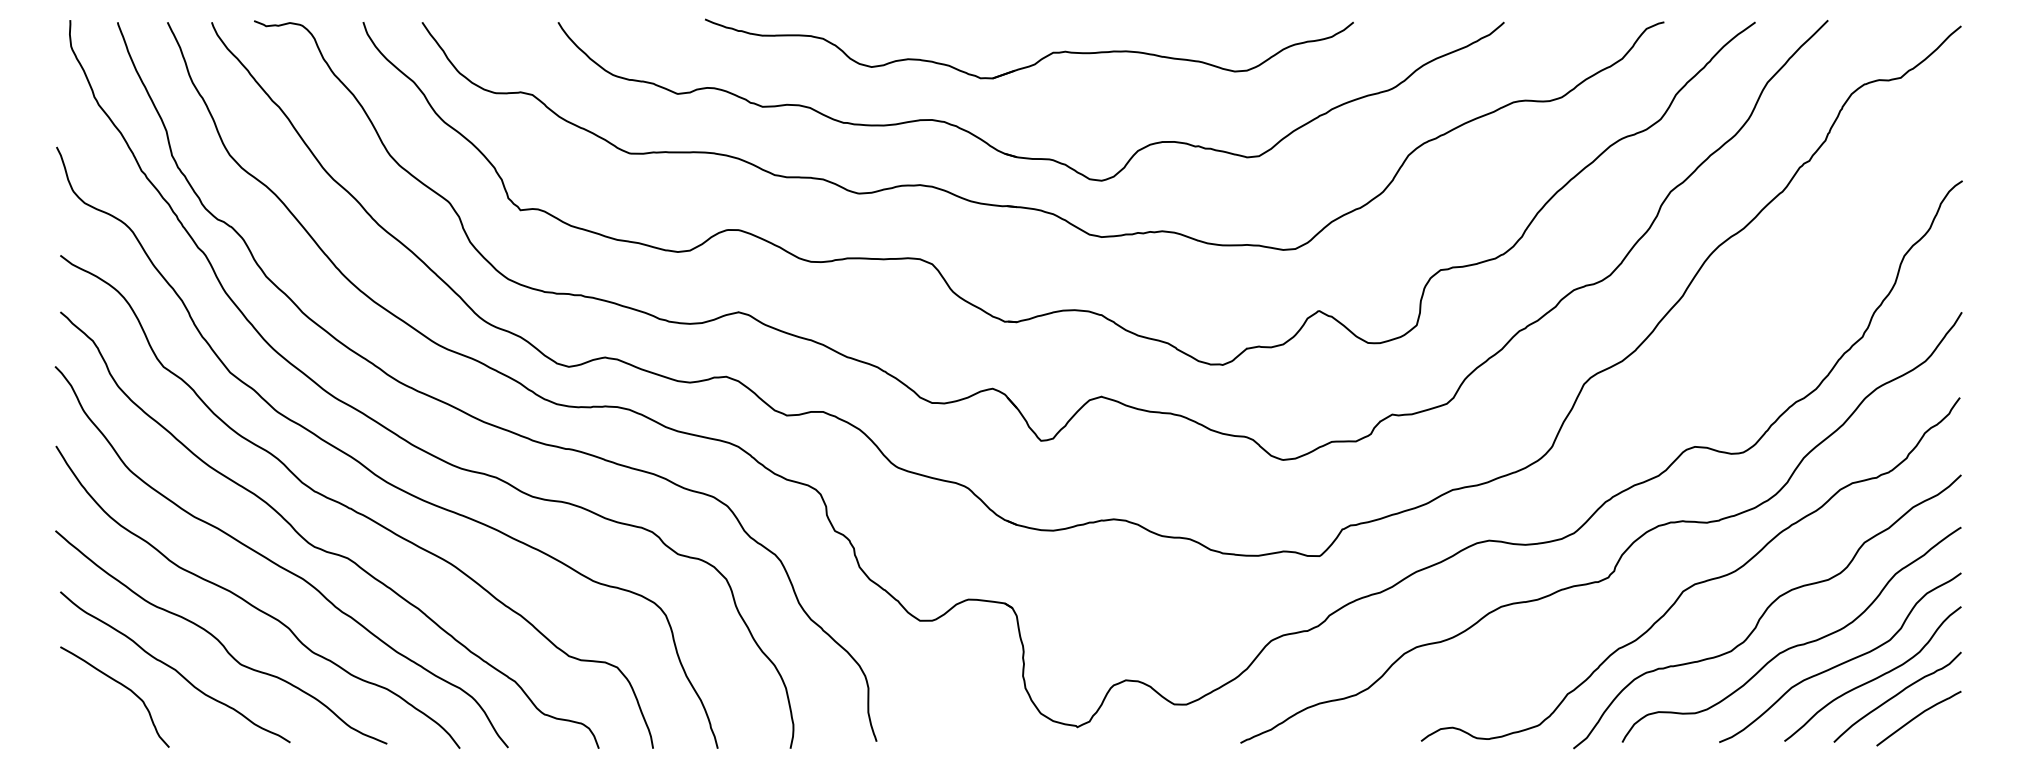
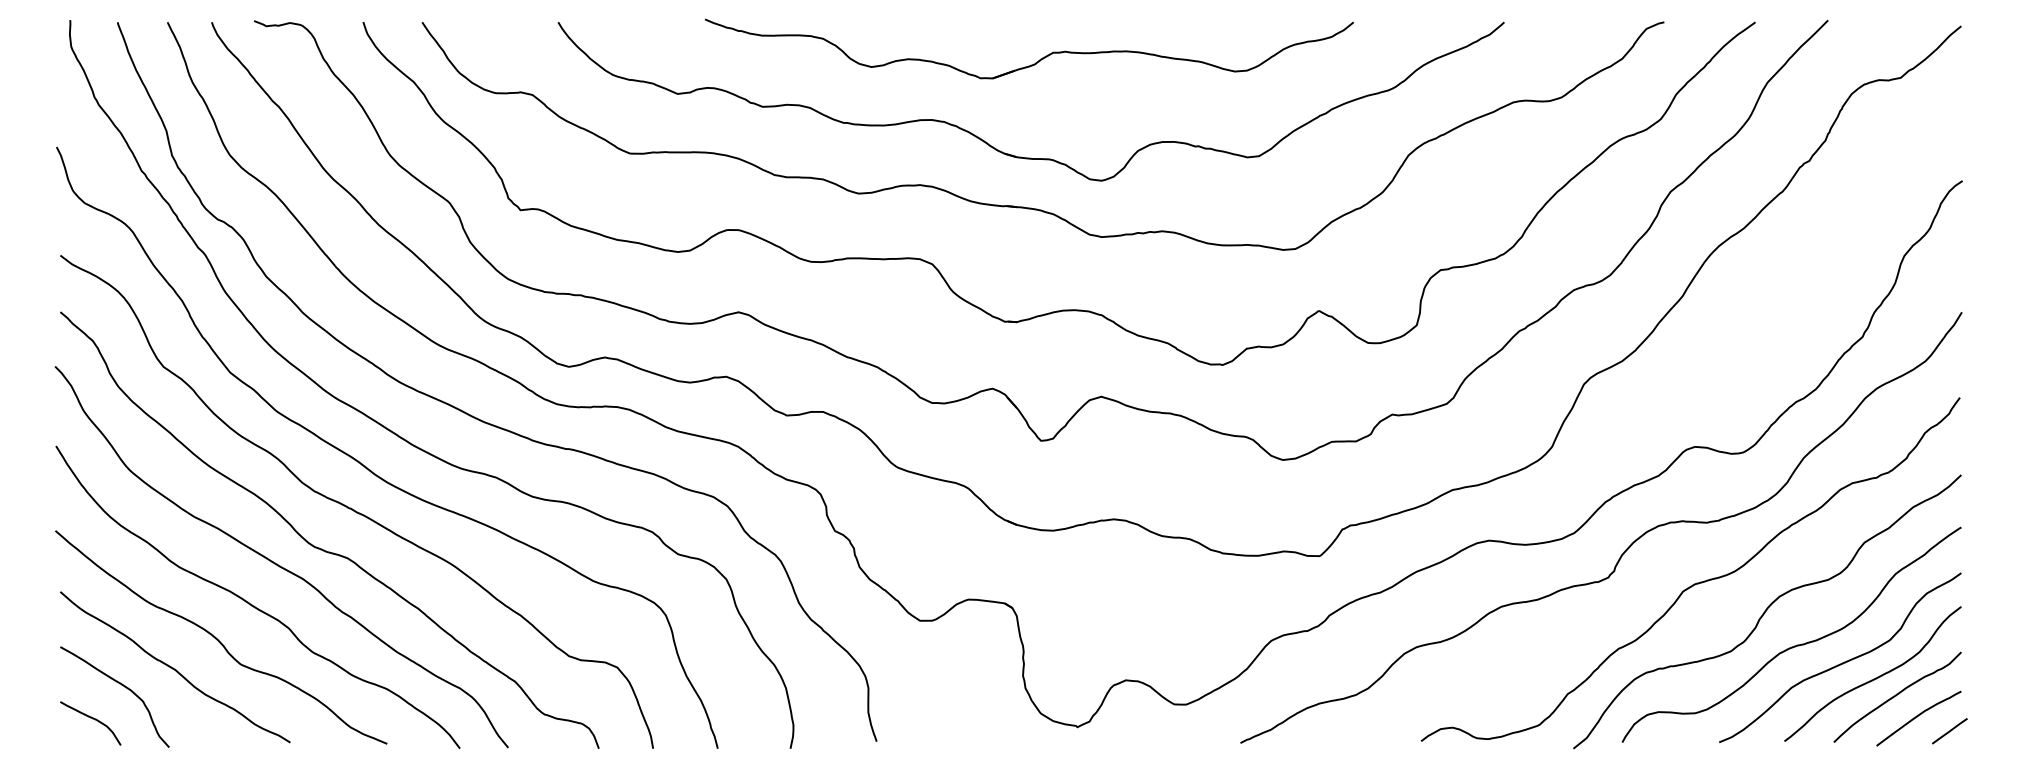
curve: none -> present (92, 719)
line: none -> present (1949, 731)
